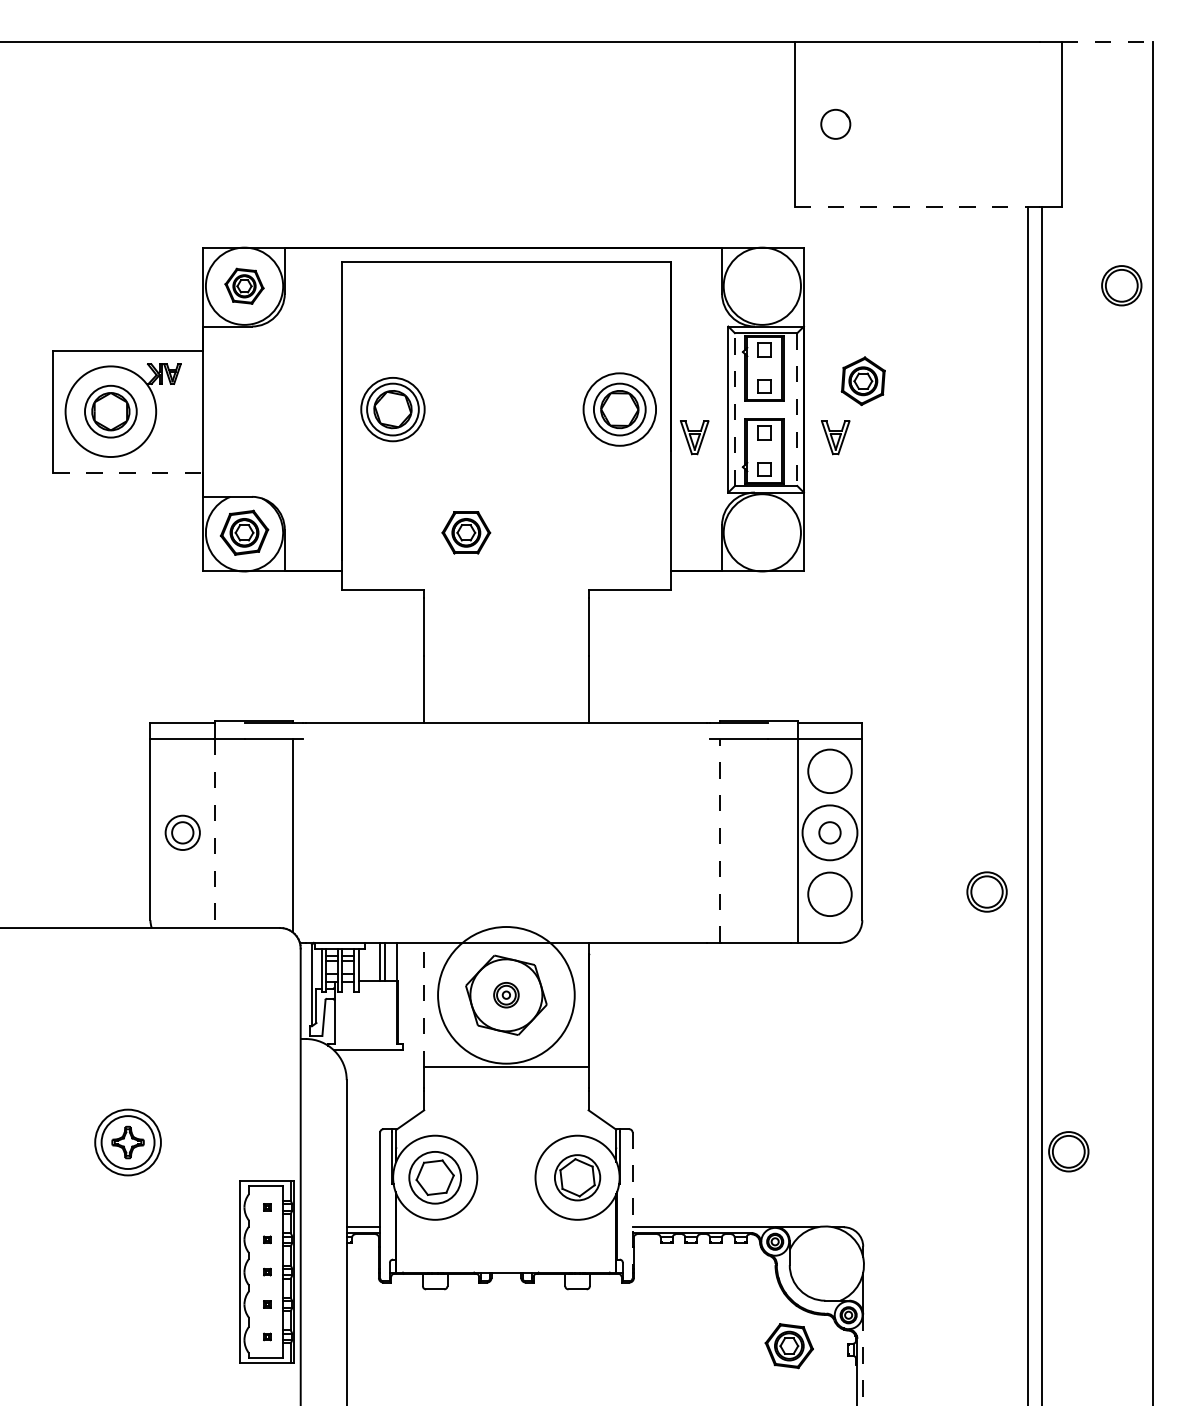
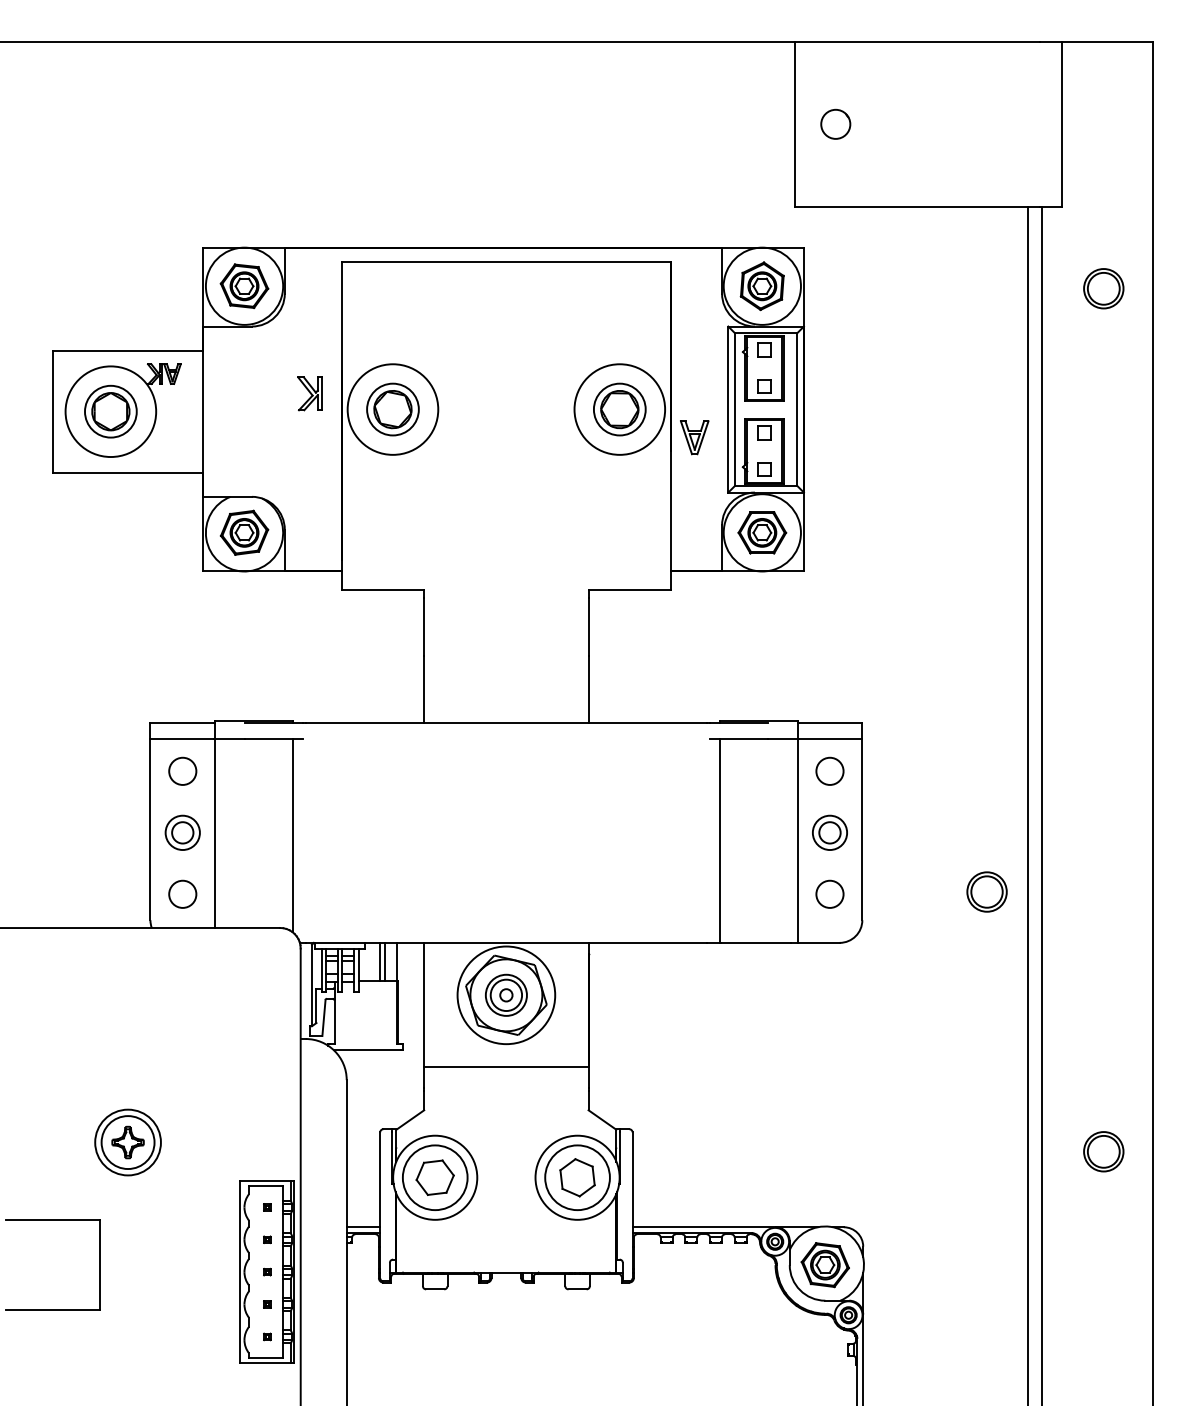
line: dashed -> solid (1107, 42)
line: dashed -> solid (917, 206)
part size: 41x38 px -> 51x47 px (244, 286)
part position: (1121, 285) -> (1103, 288) (1103, 288)
part position: (862, 381) -> (761, 286) (761, 286)
part: none -> present (309, 393)
circle diameter: 63 px -> 91 px (392, 409)
circle diameter: 72 px -> 91 px (619, 409)
line: dashed -> solid (734, 409)
line: dashed -> solid (797, 410)
part: present -> none (835, 437)
line: dashed -> solid (128, 472)
part position: (466, 532) -> (762, 532) (762, 532)
circle: none -> present (182, 770)
circle diameter: 44 px -> 27 px (829, 770)
circle diameter: 55 px -> 34 px (829, 832)
line: dashed -> solid (215, 834)
line: dashed -> solid (719, 840)
circle: none -> present (182, 893)
circle diameter: 44 px -> 27 px (829, 893)
circle diameter: 137 px -> 98 px (506, 995)
part size: 27x27 px -> 43x44 px (506, 994)
line: dashed -> solid (424, 1004)
part position: (1068, 1151) -> (1103, 1151) (1103, 1151)
circle diameter: 52 px -> 65 px (434, 1177)
circle diameter: 45 px -> 65 px (577, 1177)
line: dashed -> solid (632, 1205)
part: none -> present (52, 1220)
part position: (788, 1346) -> (824, 1265) (824, 1265)
line: dashed -> solid (863, 1360)
